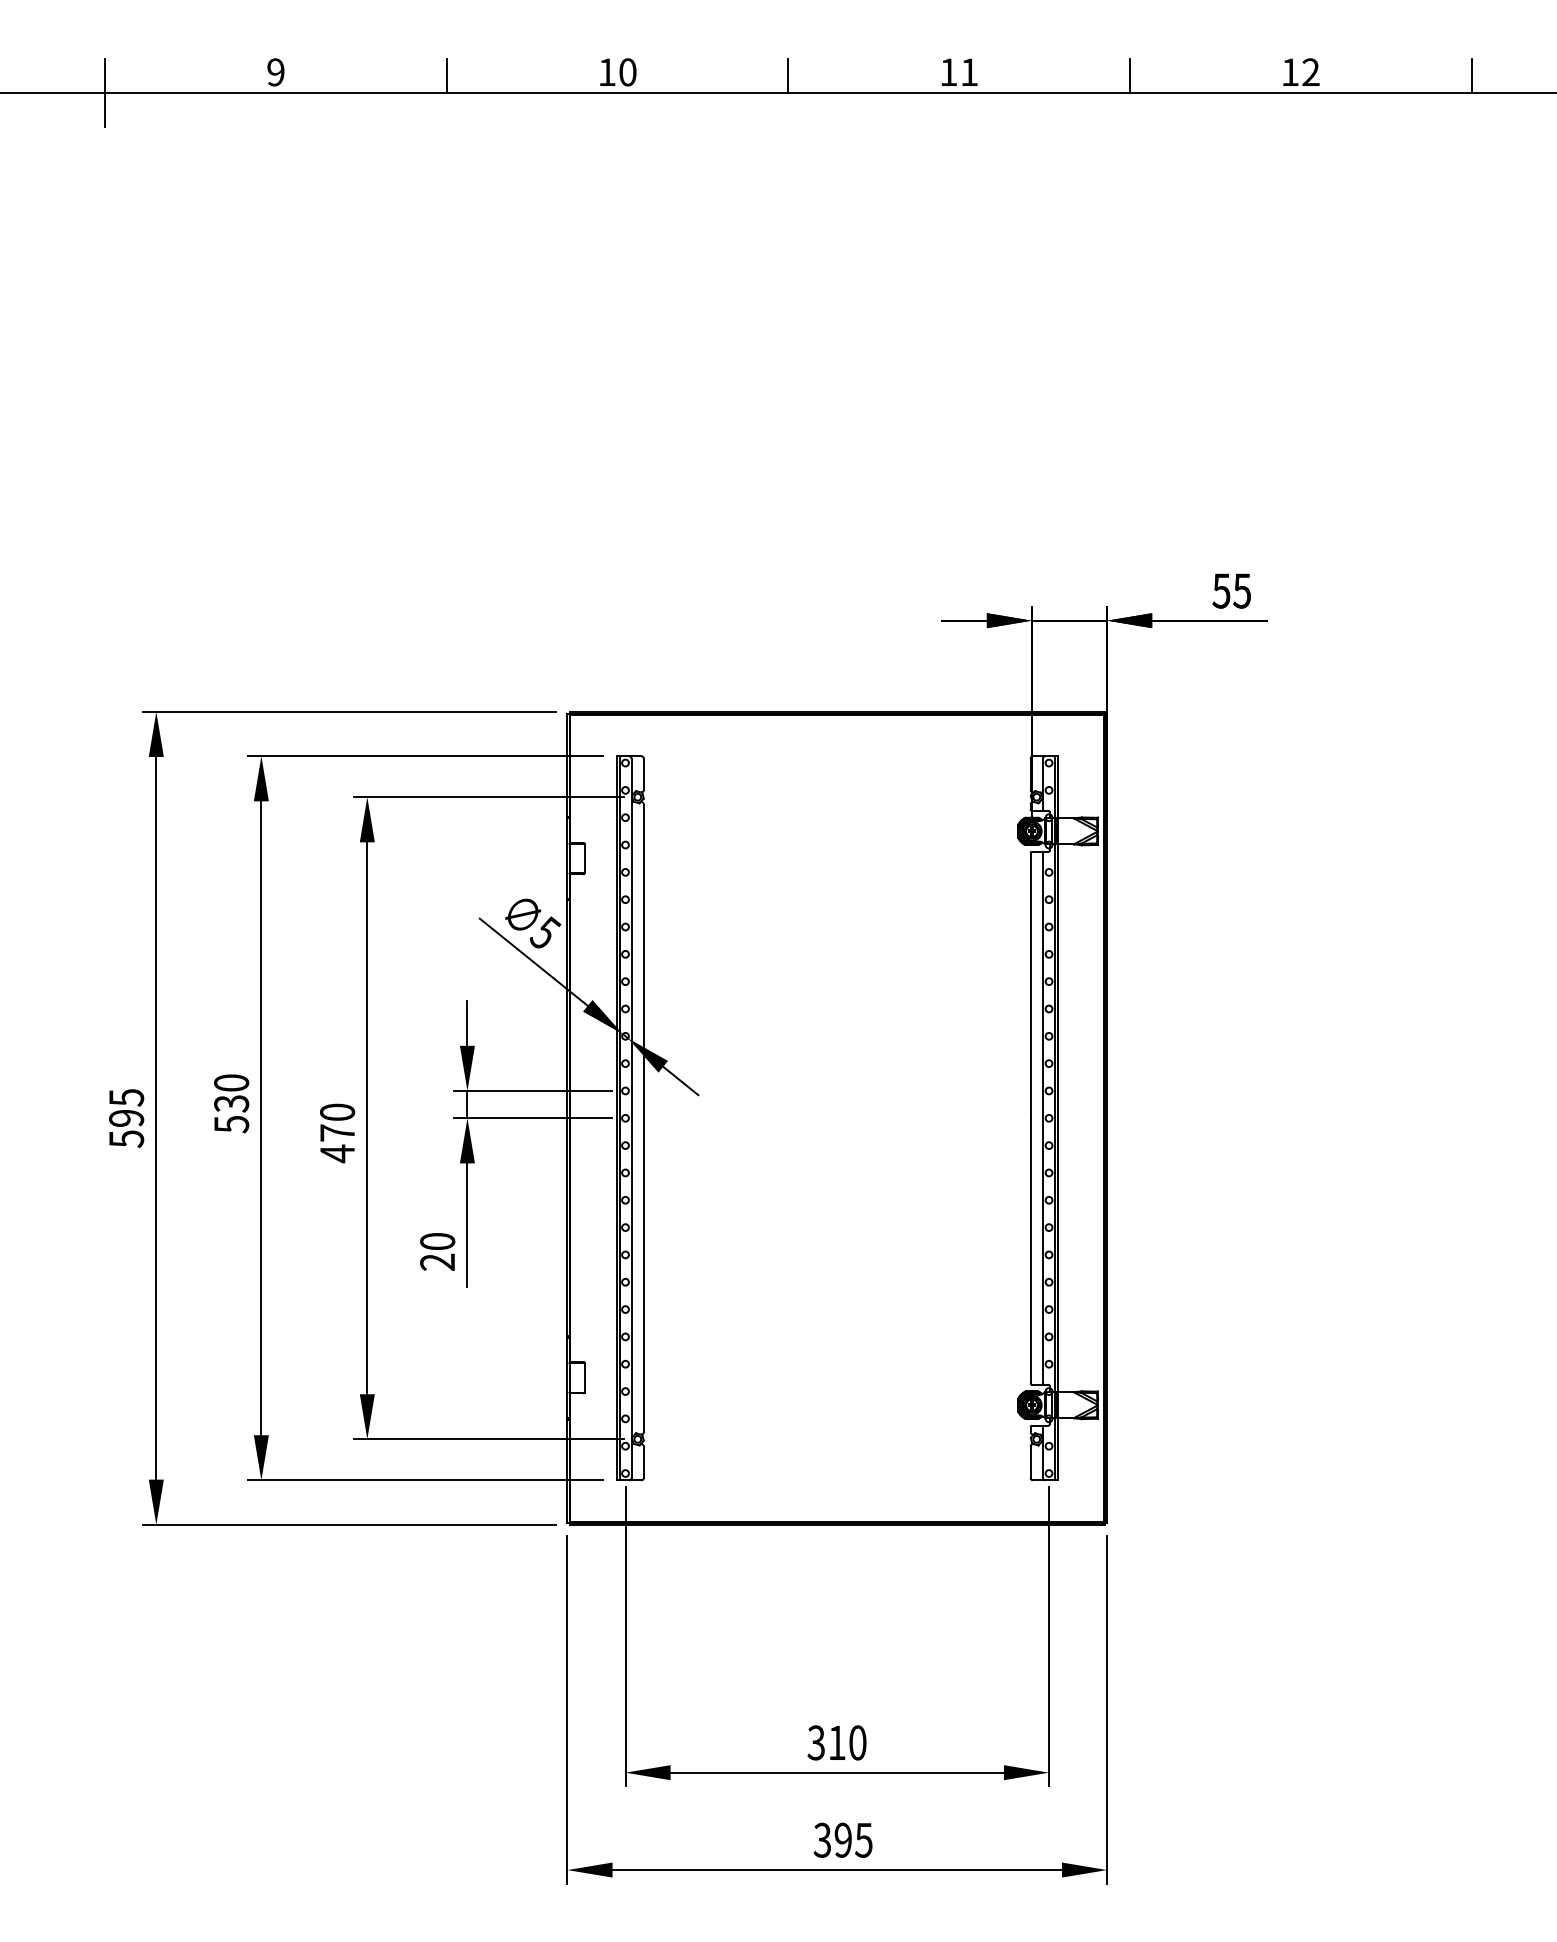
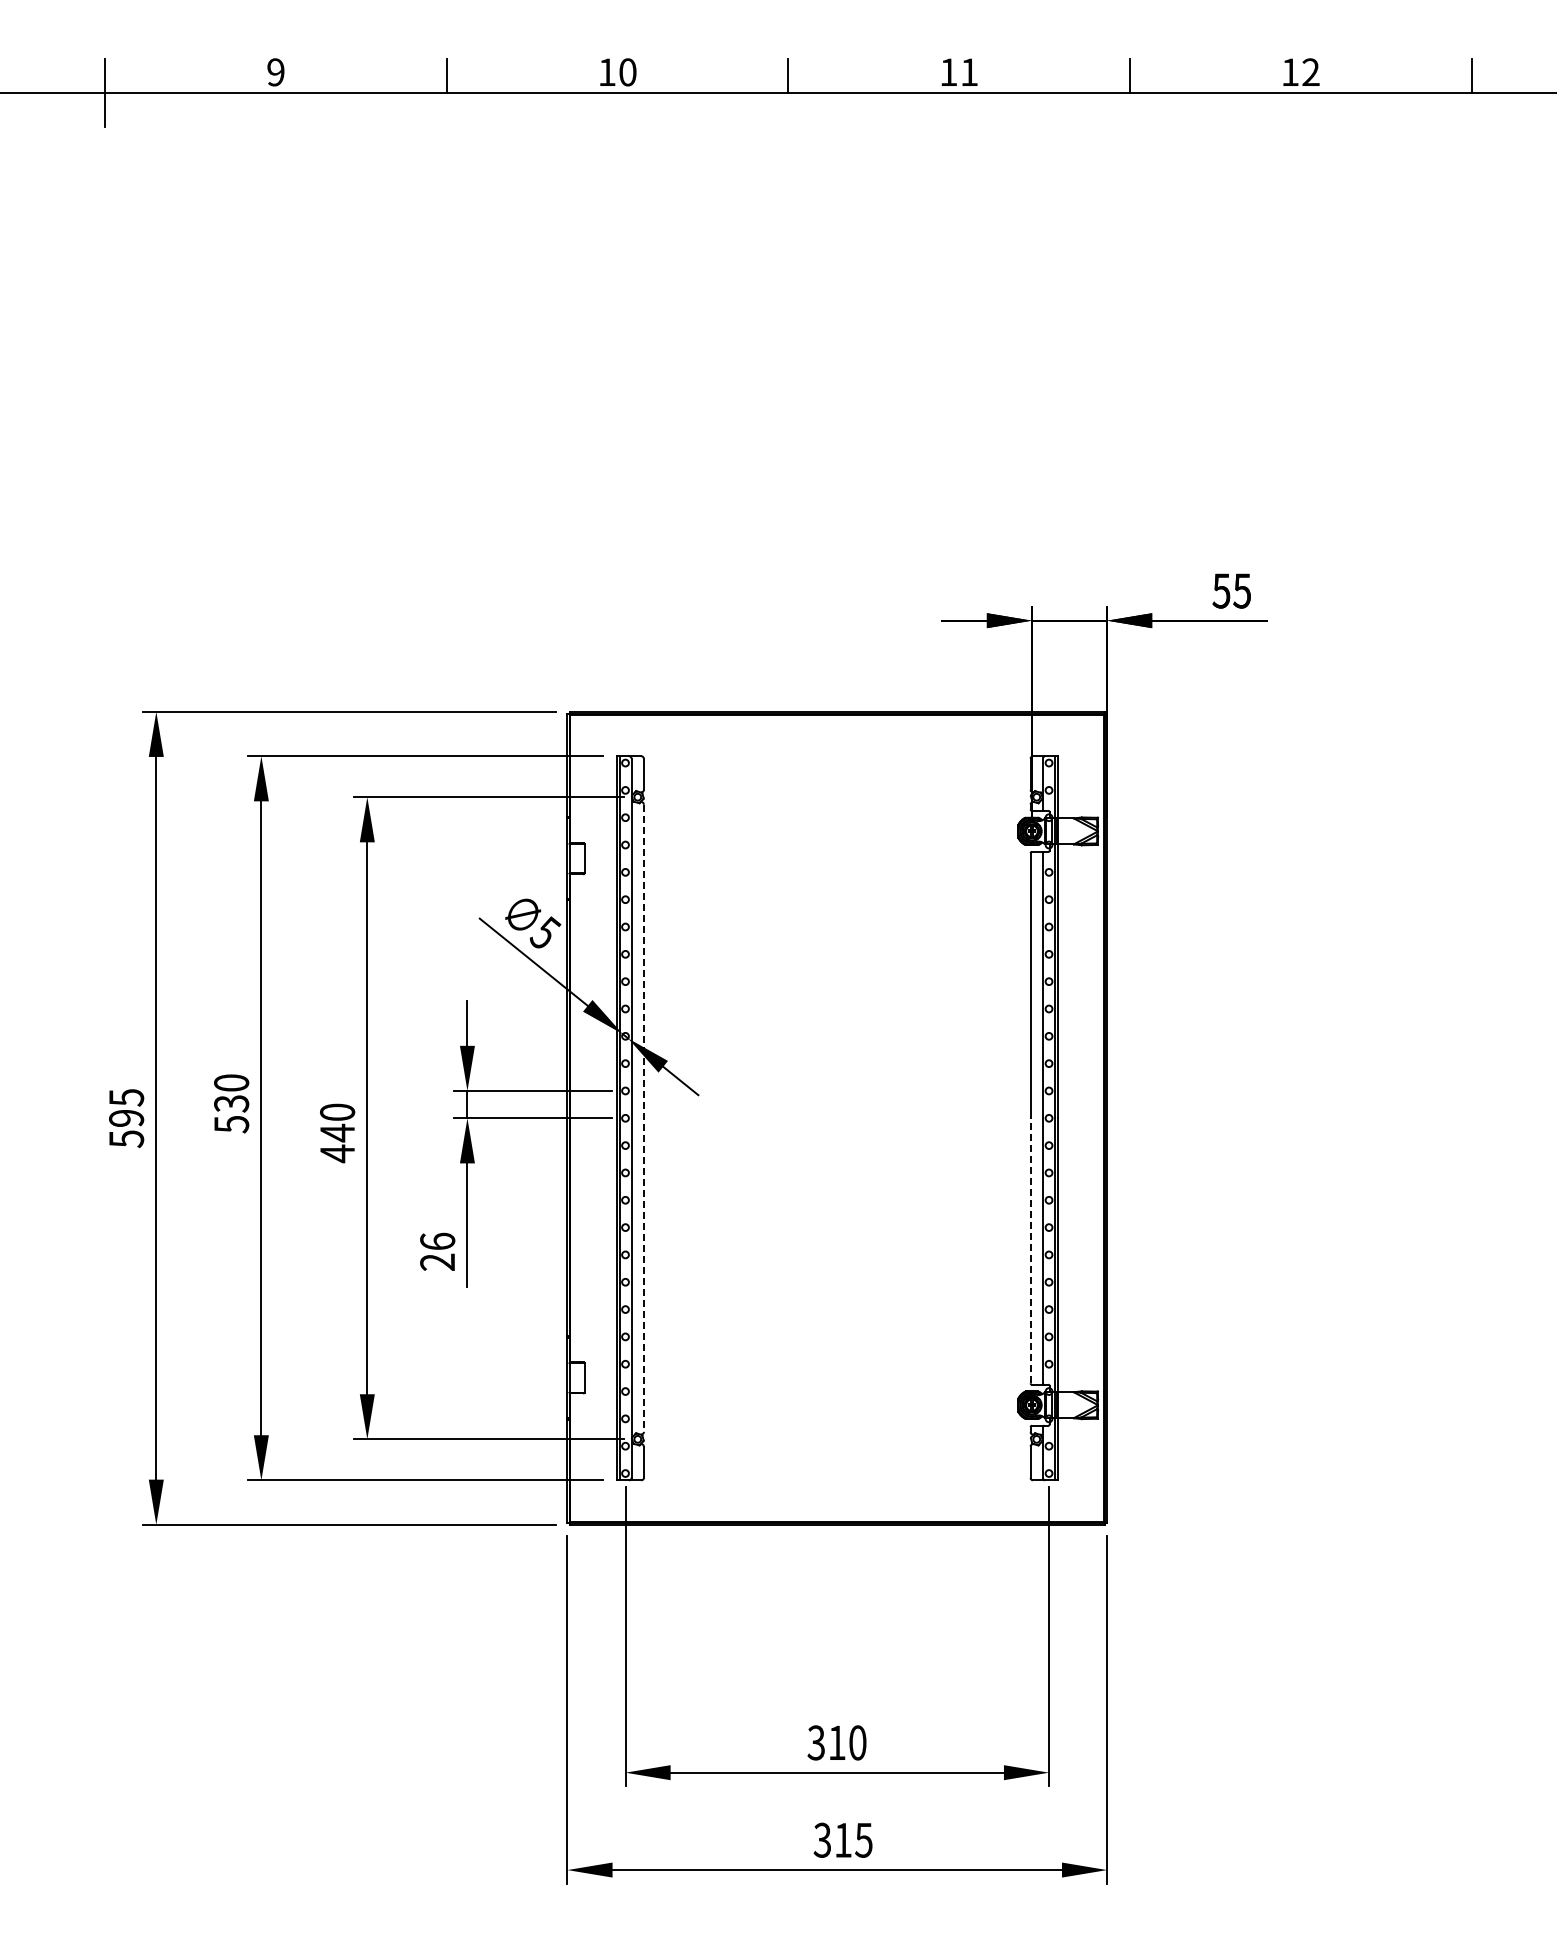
line: solid -> dashed (643, 1118)
text: 470 -> 440 (337, 1132)
text: 20 -> 26 (437, 1240)
line: solid -> dashed (1030, 1250)
text: 395 -> 315 (842, 1839)
